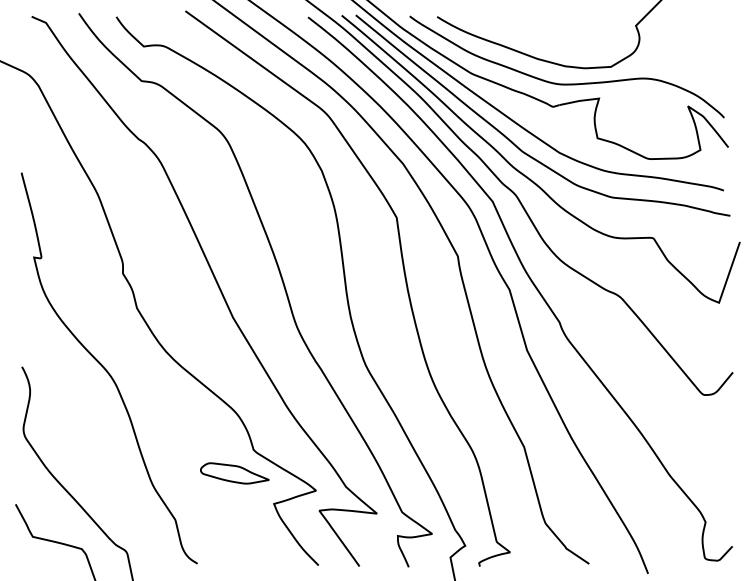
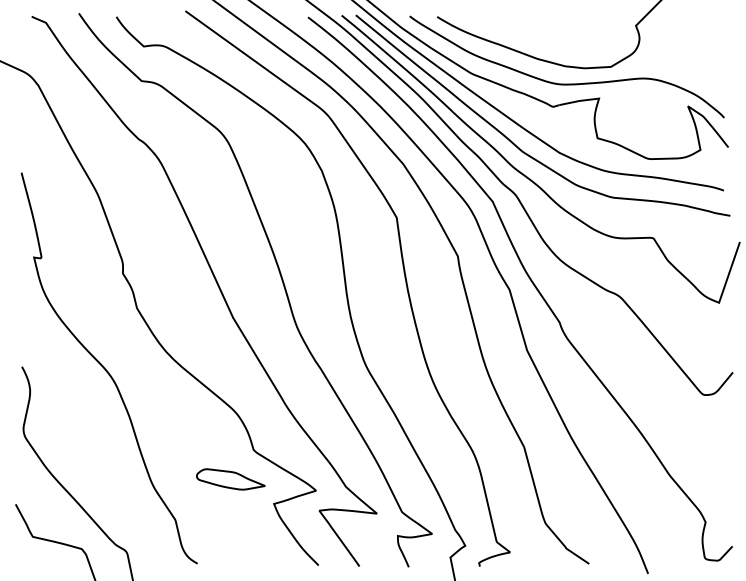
part position: (234, 473) -> (230, 479) (230, 479)
